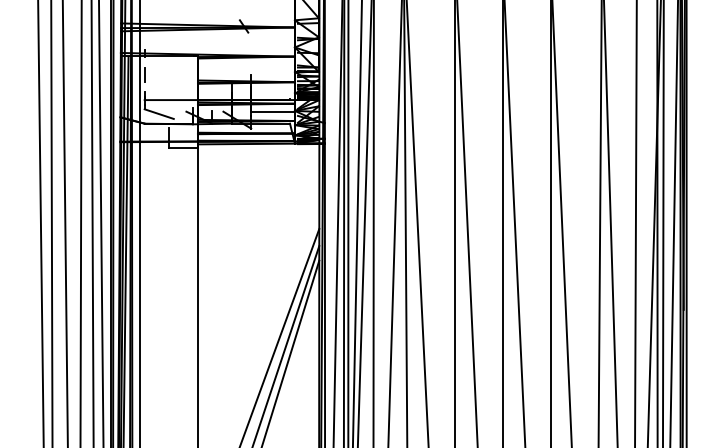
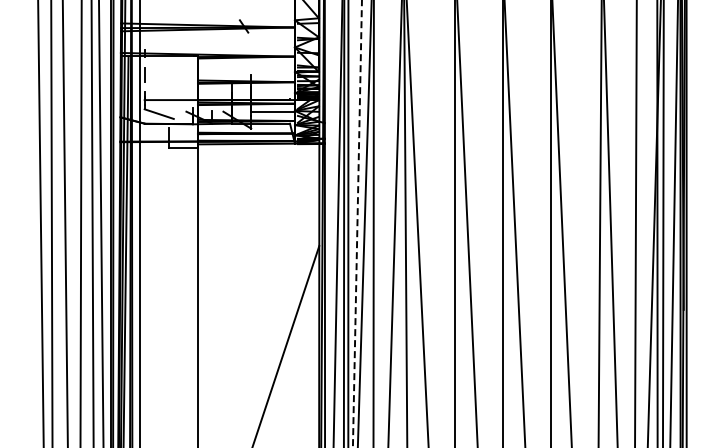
line: solid -> dashed (357, 224)
line: present -> none (279, 336)
line: present -> none (290, 352)
